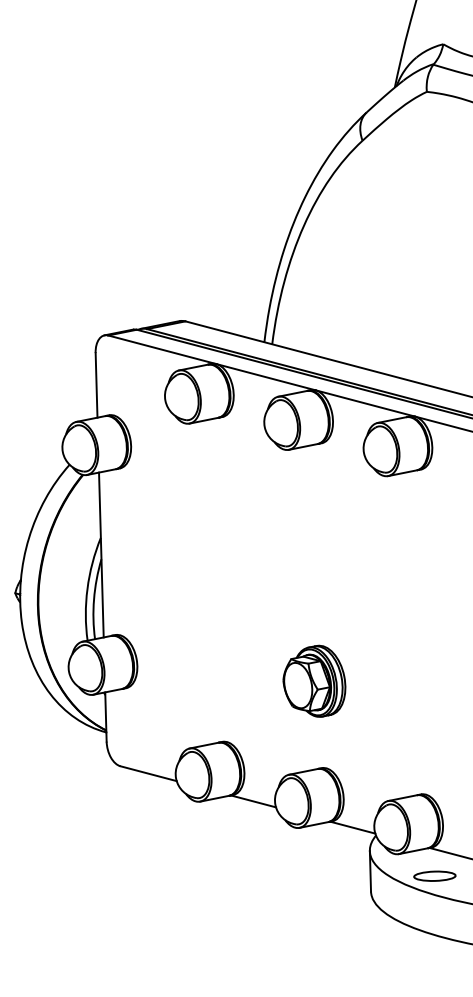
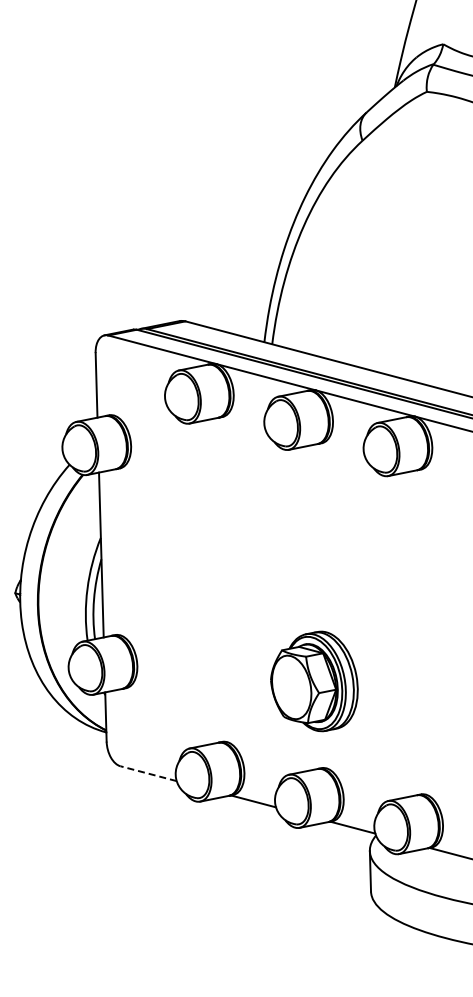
part size: 65x74 px -> 89x103 px (314, 681)
line: solid -> dashed (148, 773)
part: present -> none (434, 875)
